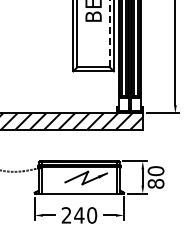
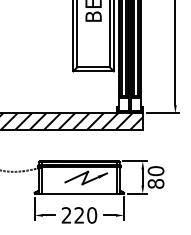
line: dashed -> solid (109, 33)
text: 240 -> 220 (79, 215)
